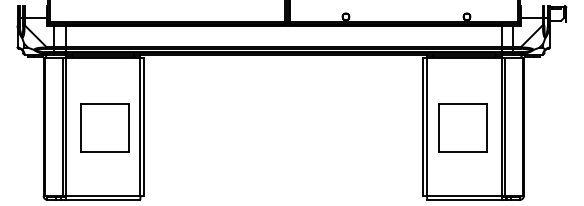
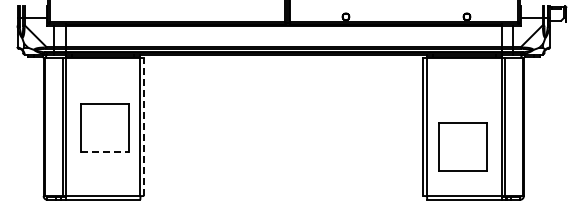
line: solid -> dashed (144, 127)
part position: (462, 127) -> (462, 146) (462, 146)
line: solid -> dashed (105, 152)
